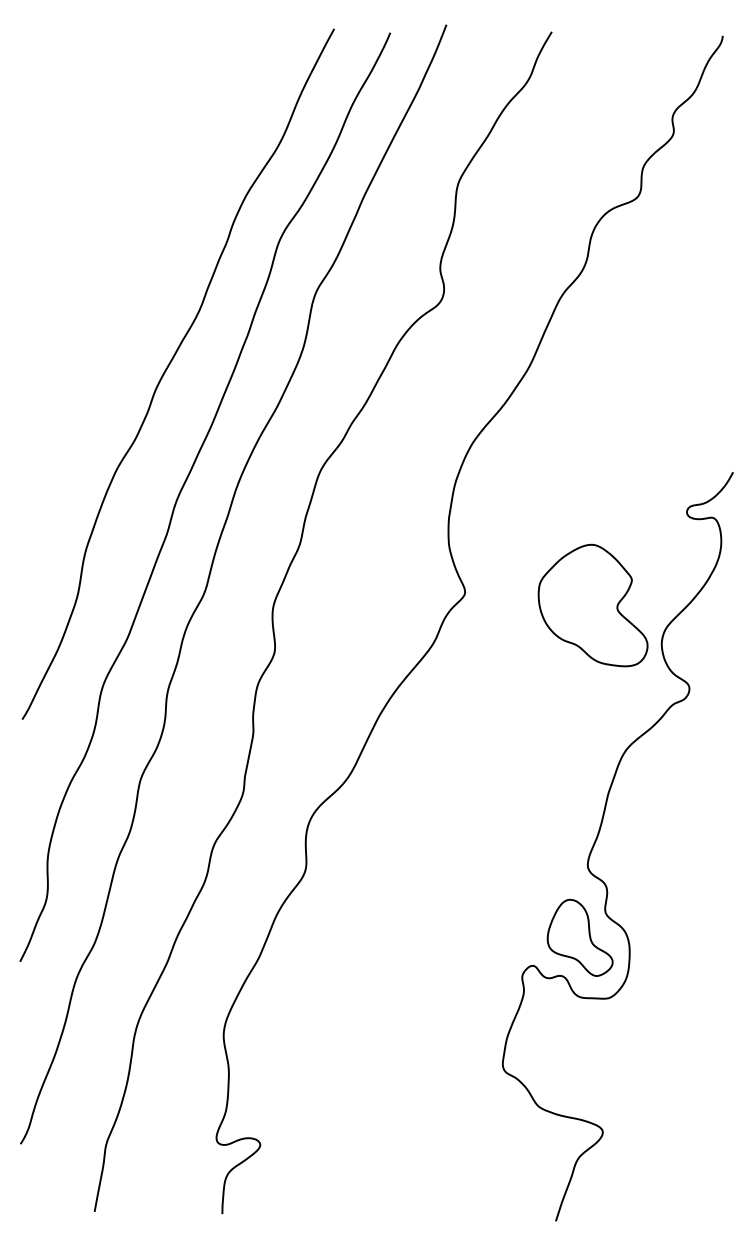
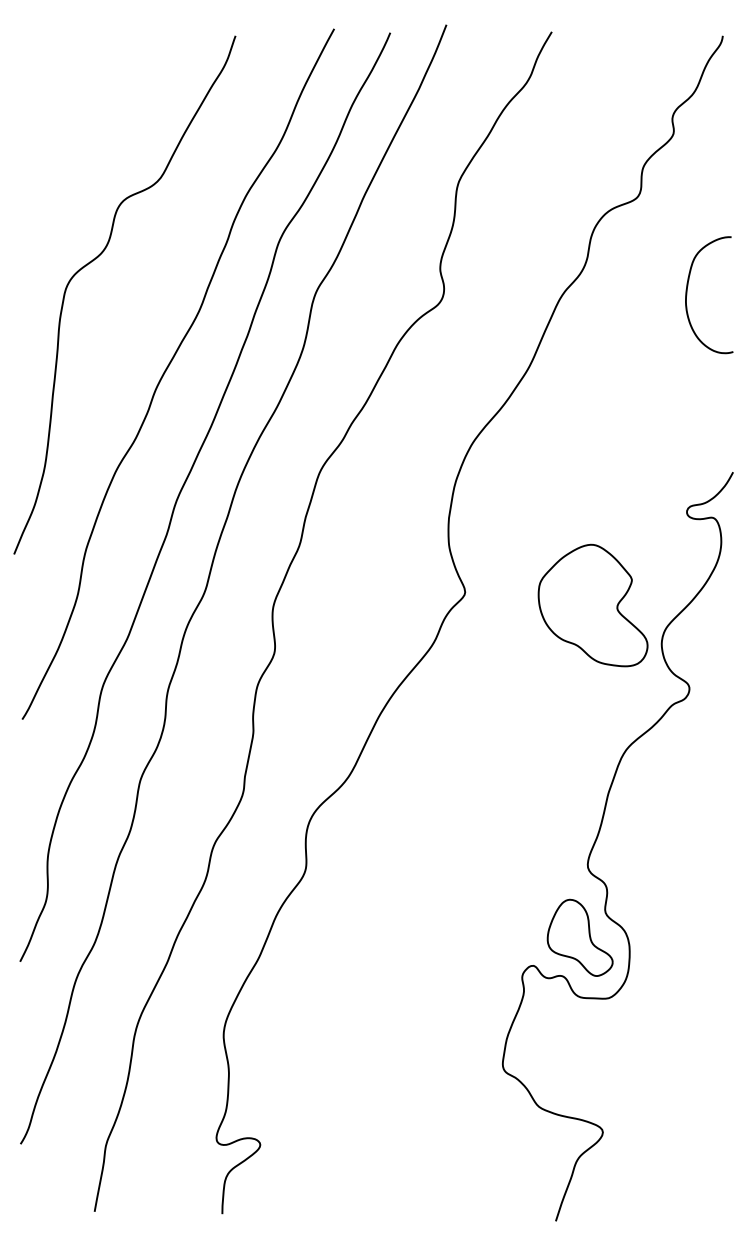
curve: none -> present (97, 258)
curve: none -> present (687, 295)
